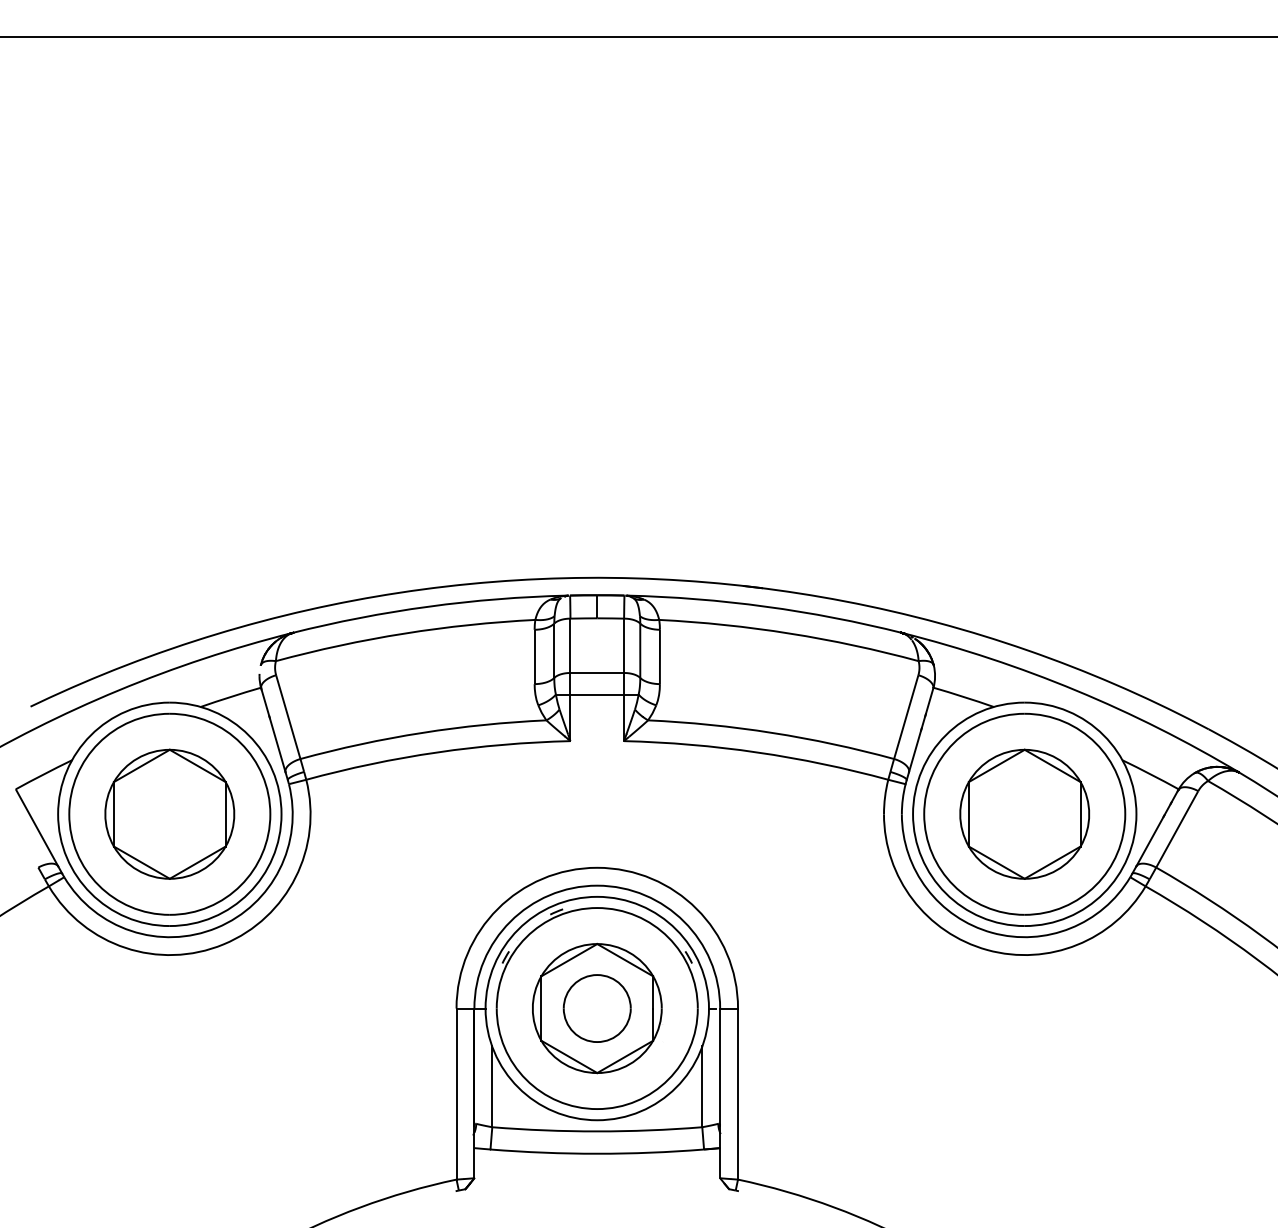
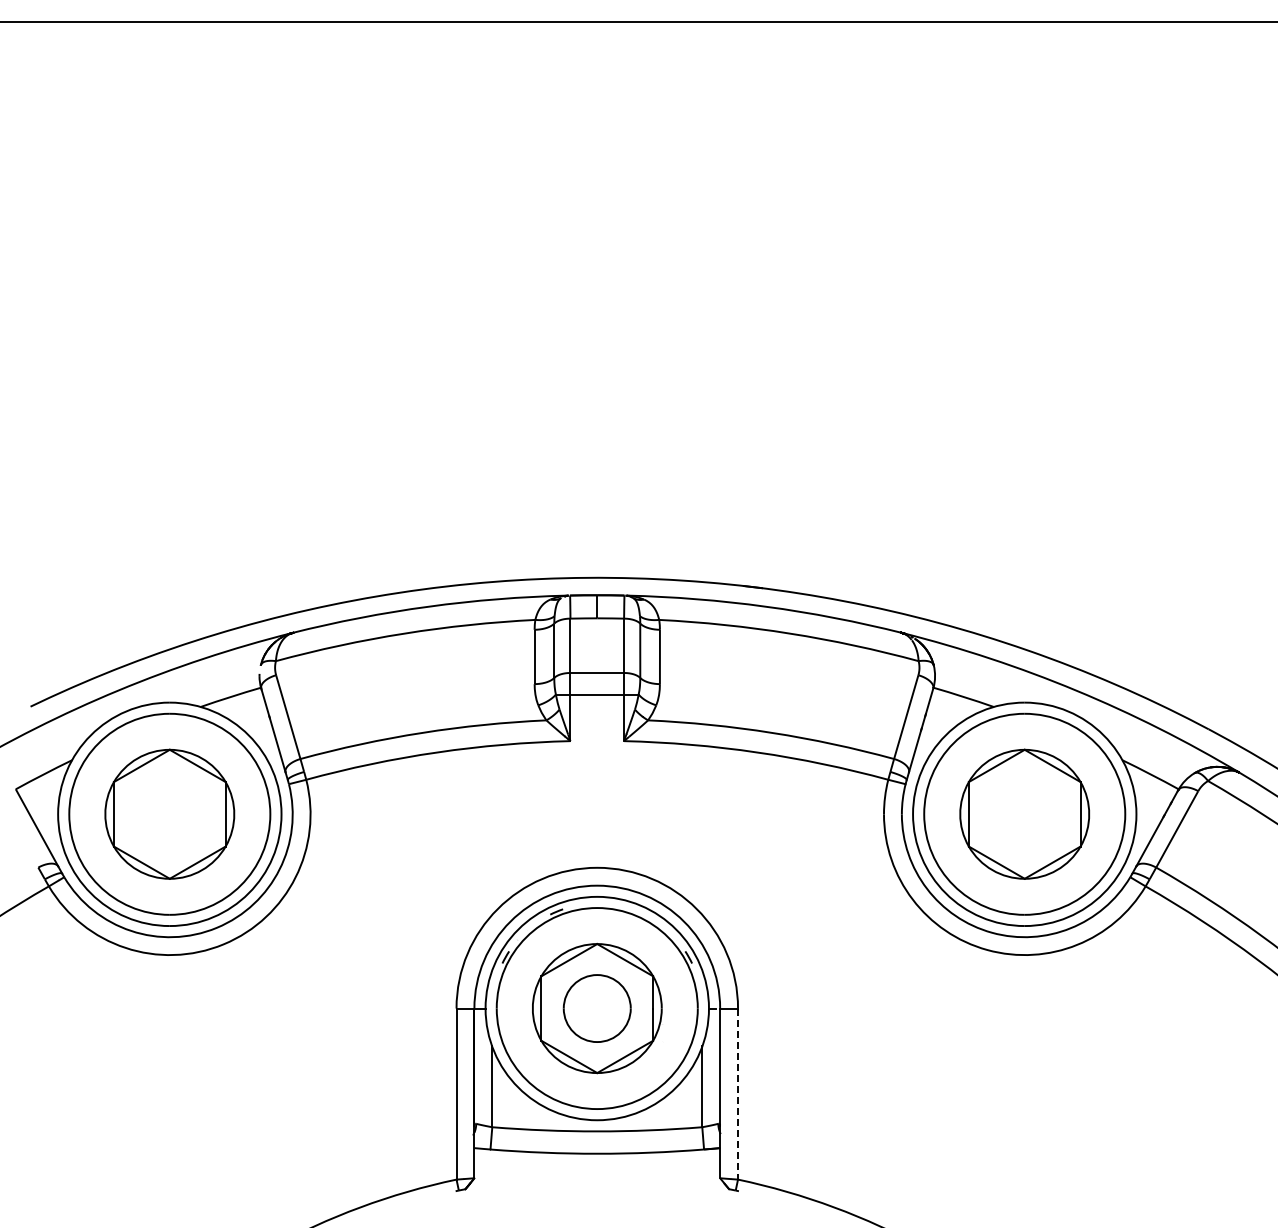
line position: (638, 36) -> (638, 21) (638, 21)
line: solid -> dashed (738, 1094)
